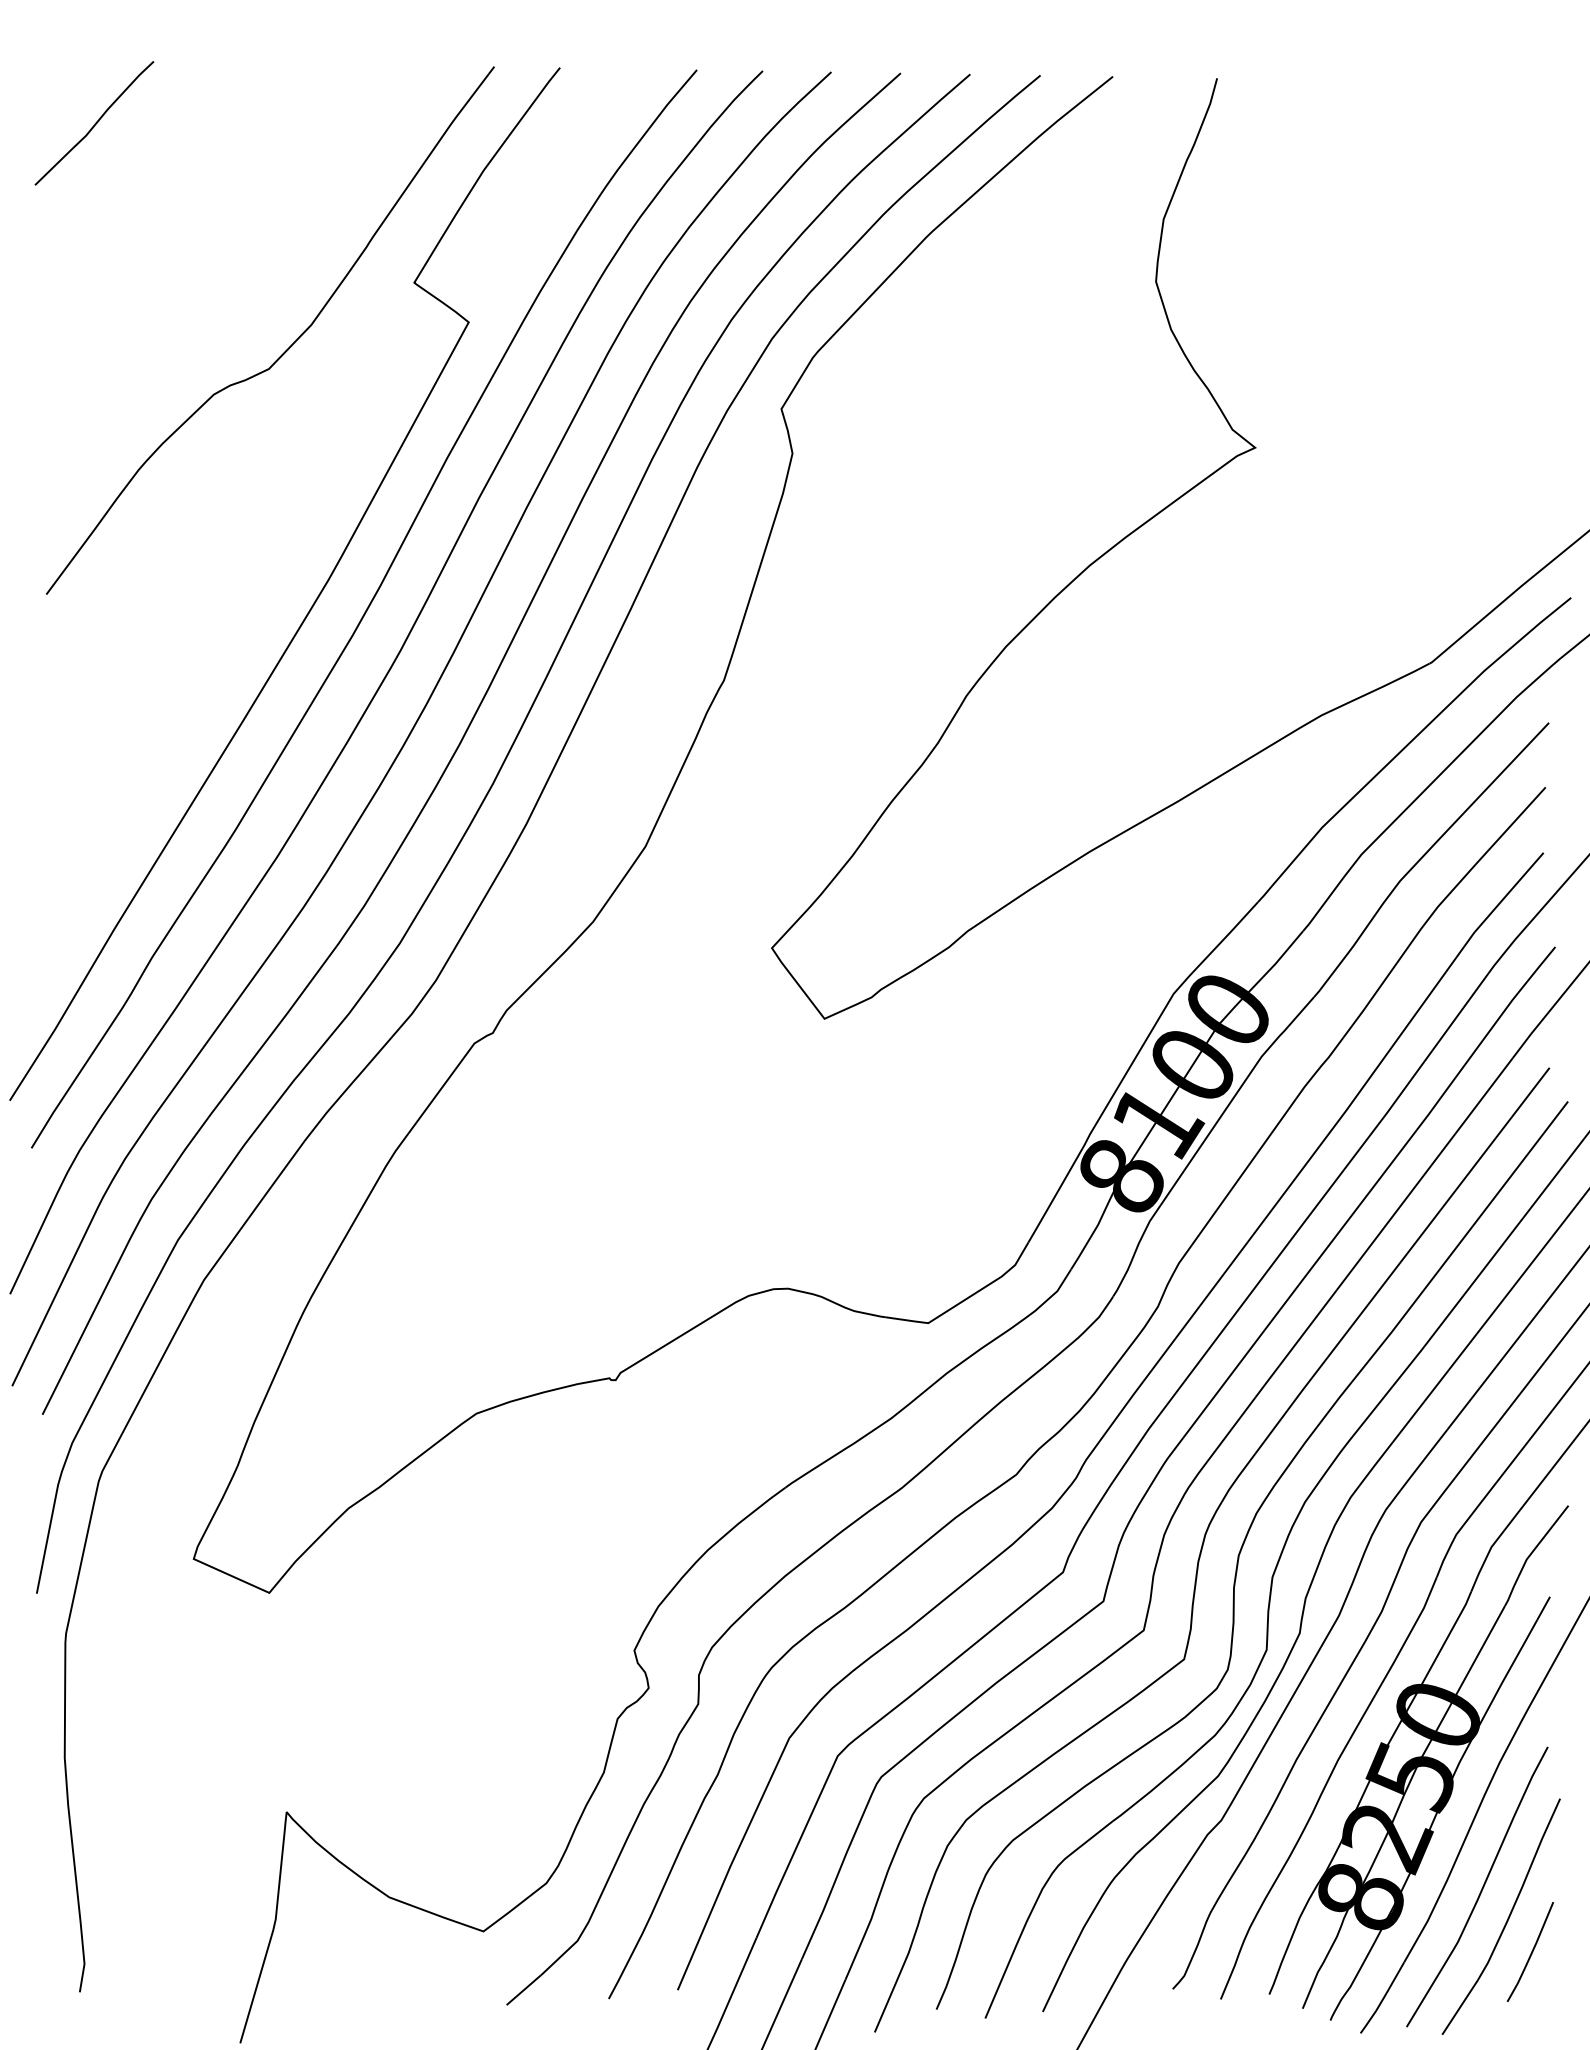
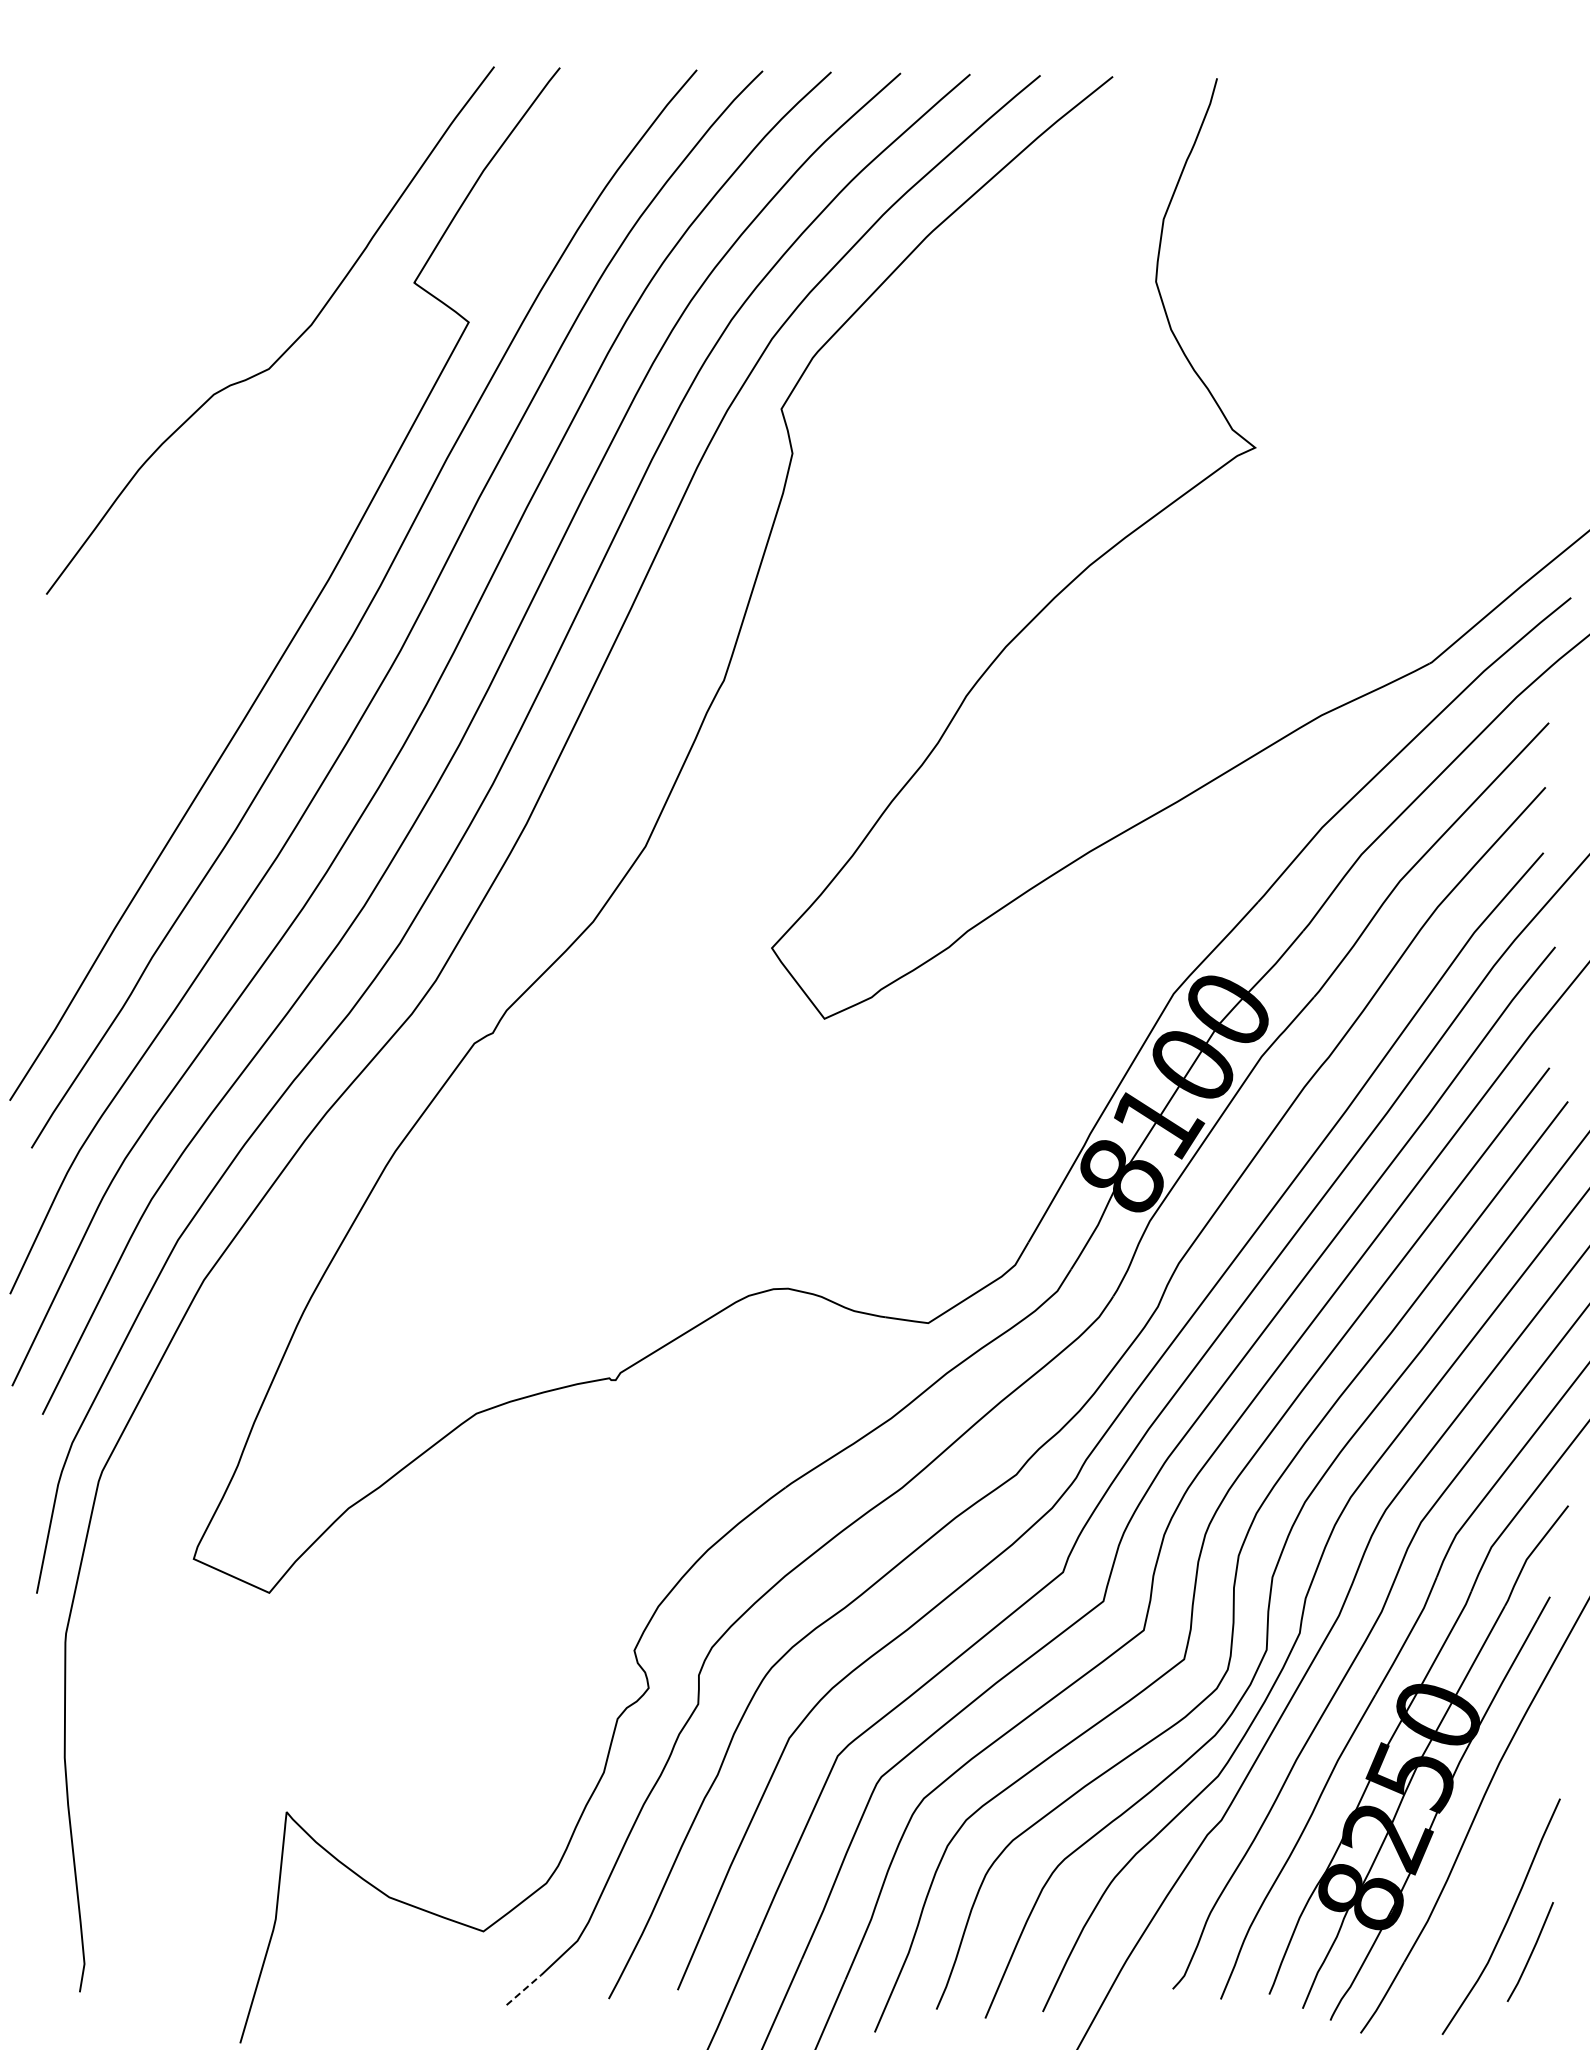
curve: present -> none (94, 123)
curve: present -> none (1481, 1888)
line: solid -> dashed (523, 1990)
